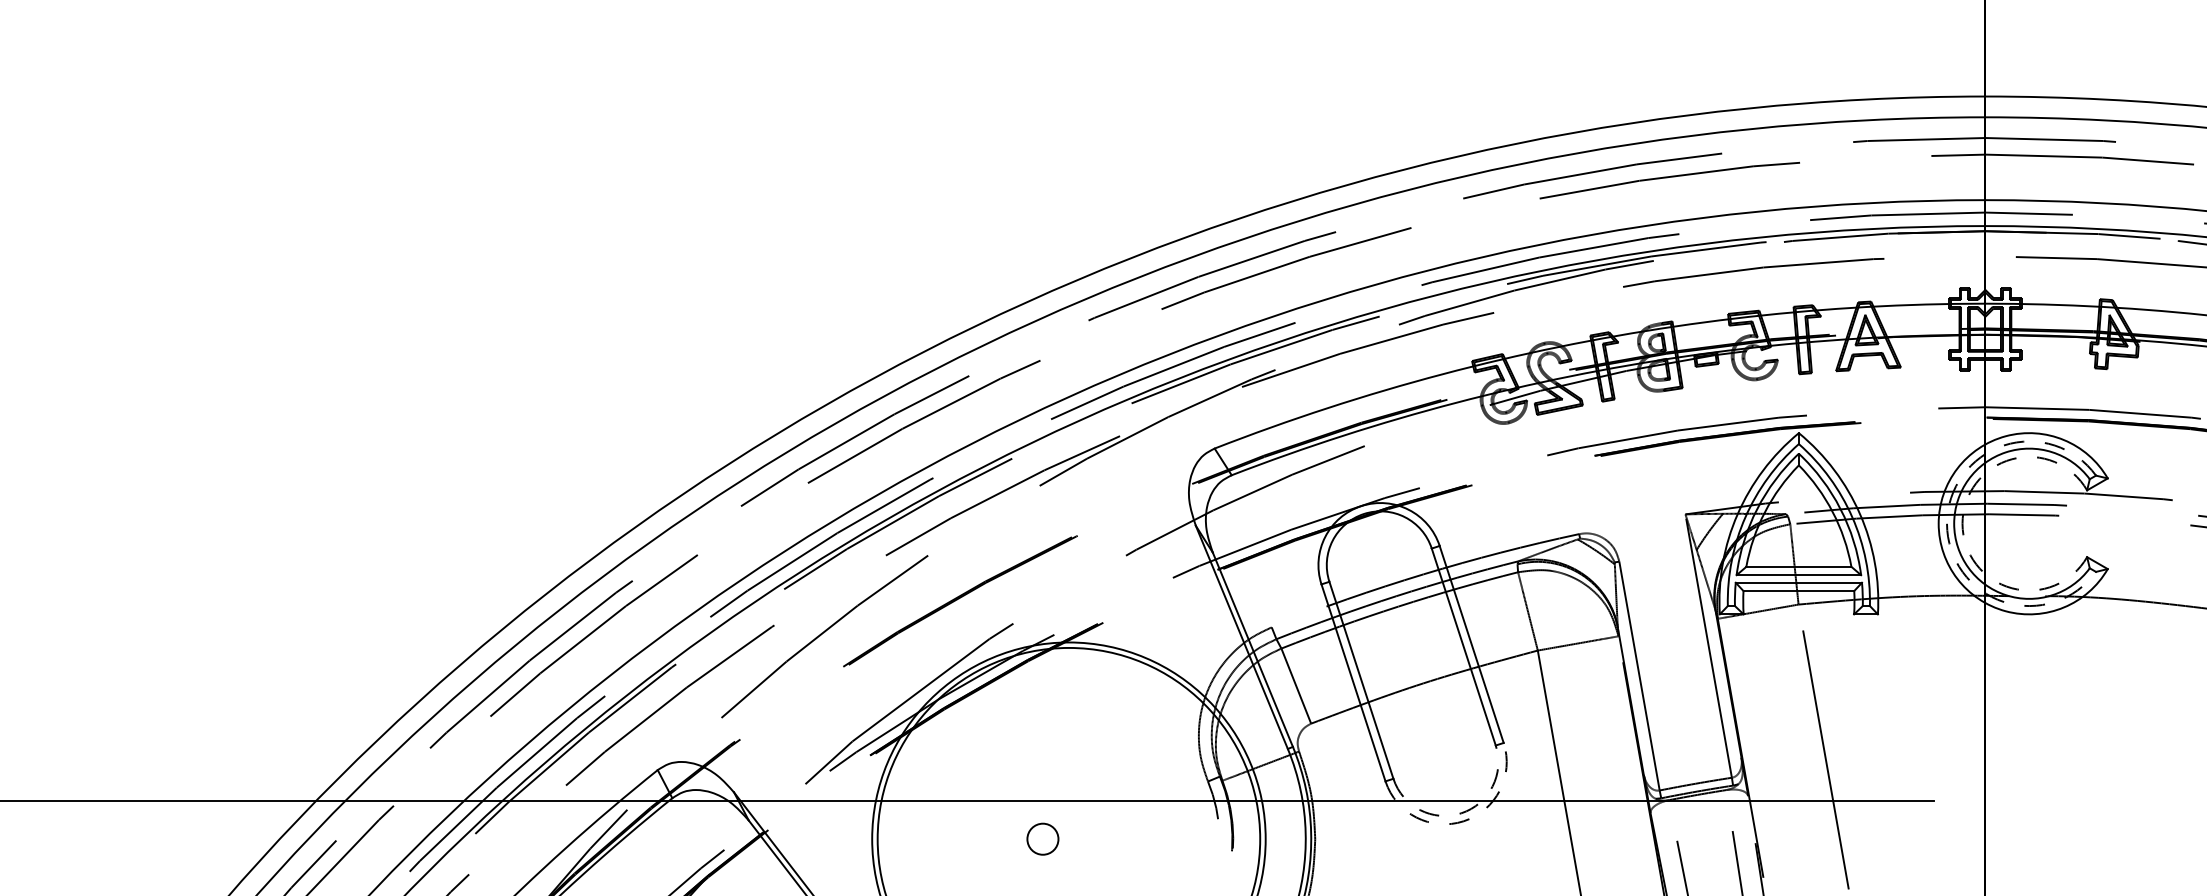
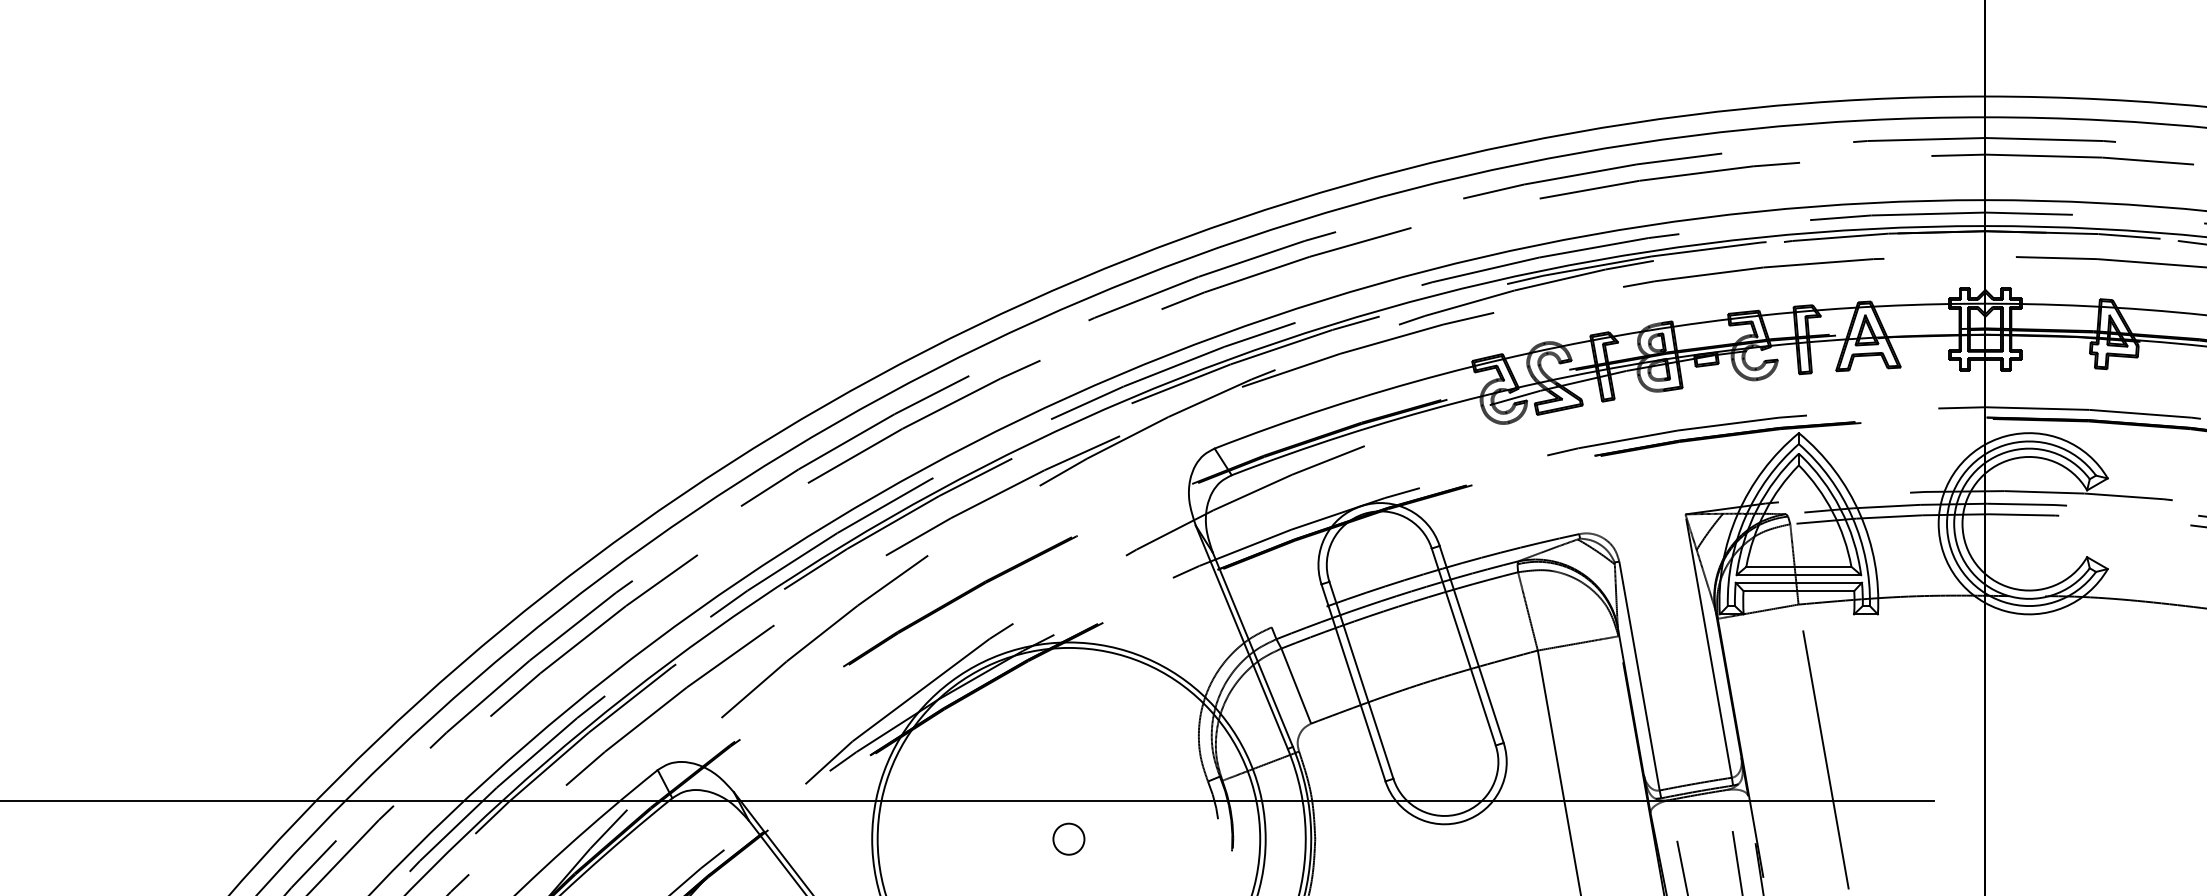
arc: dashed -> solid (1947, 523)
arc: dashed -> solid (1962, 523)
arc: dashed -> solid (1461, 813)
arc: dashed -> solid (1463, 821)
circle position: (1042, 838) -> (1068, 838) (1068, 838)
